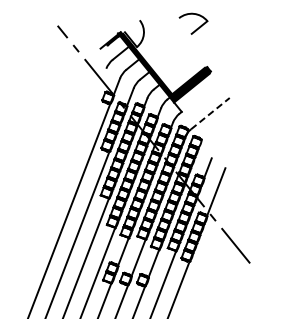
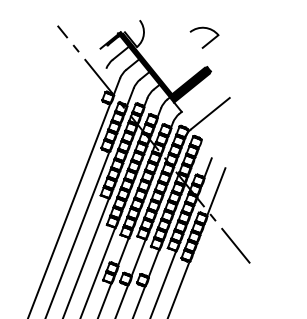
part position: (193, 23) -> (204, 37) (204, 37)
line: dashed -> solid (210, 113)
